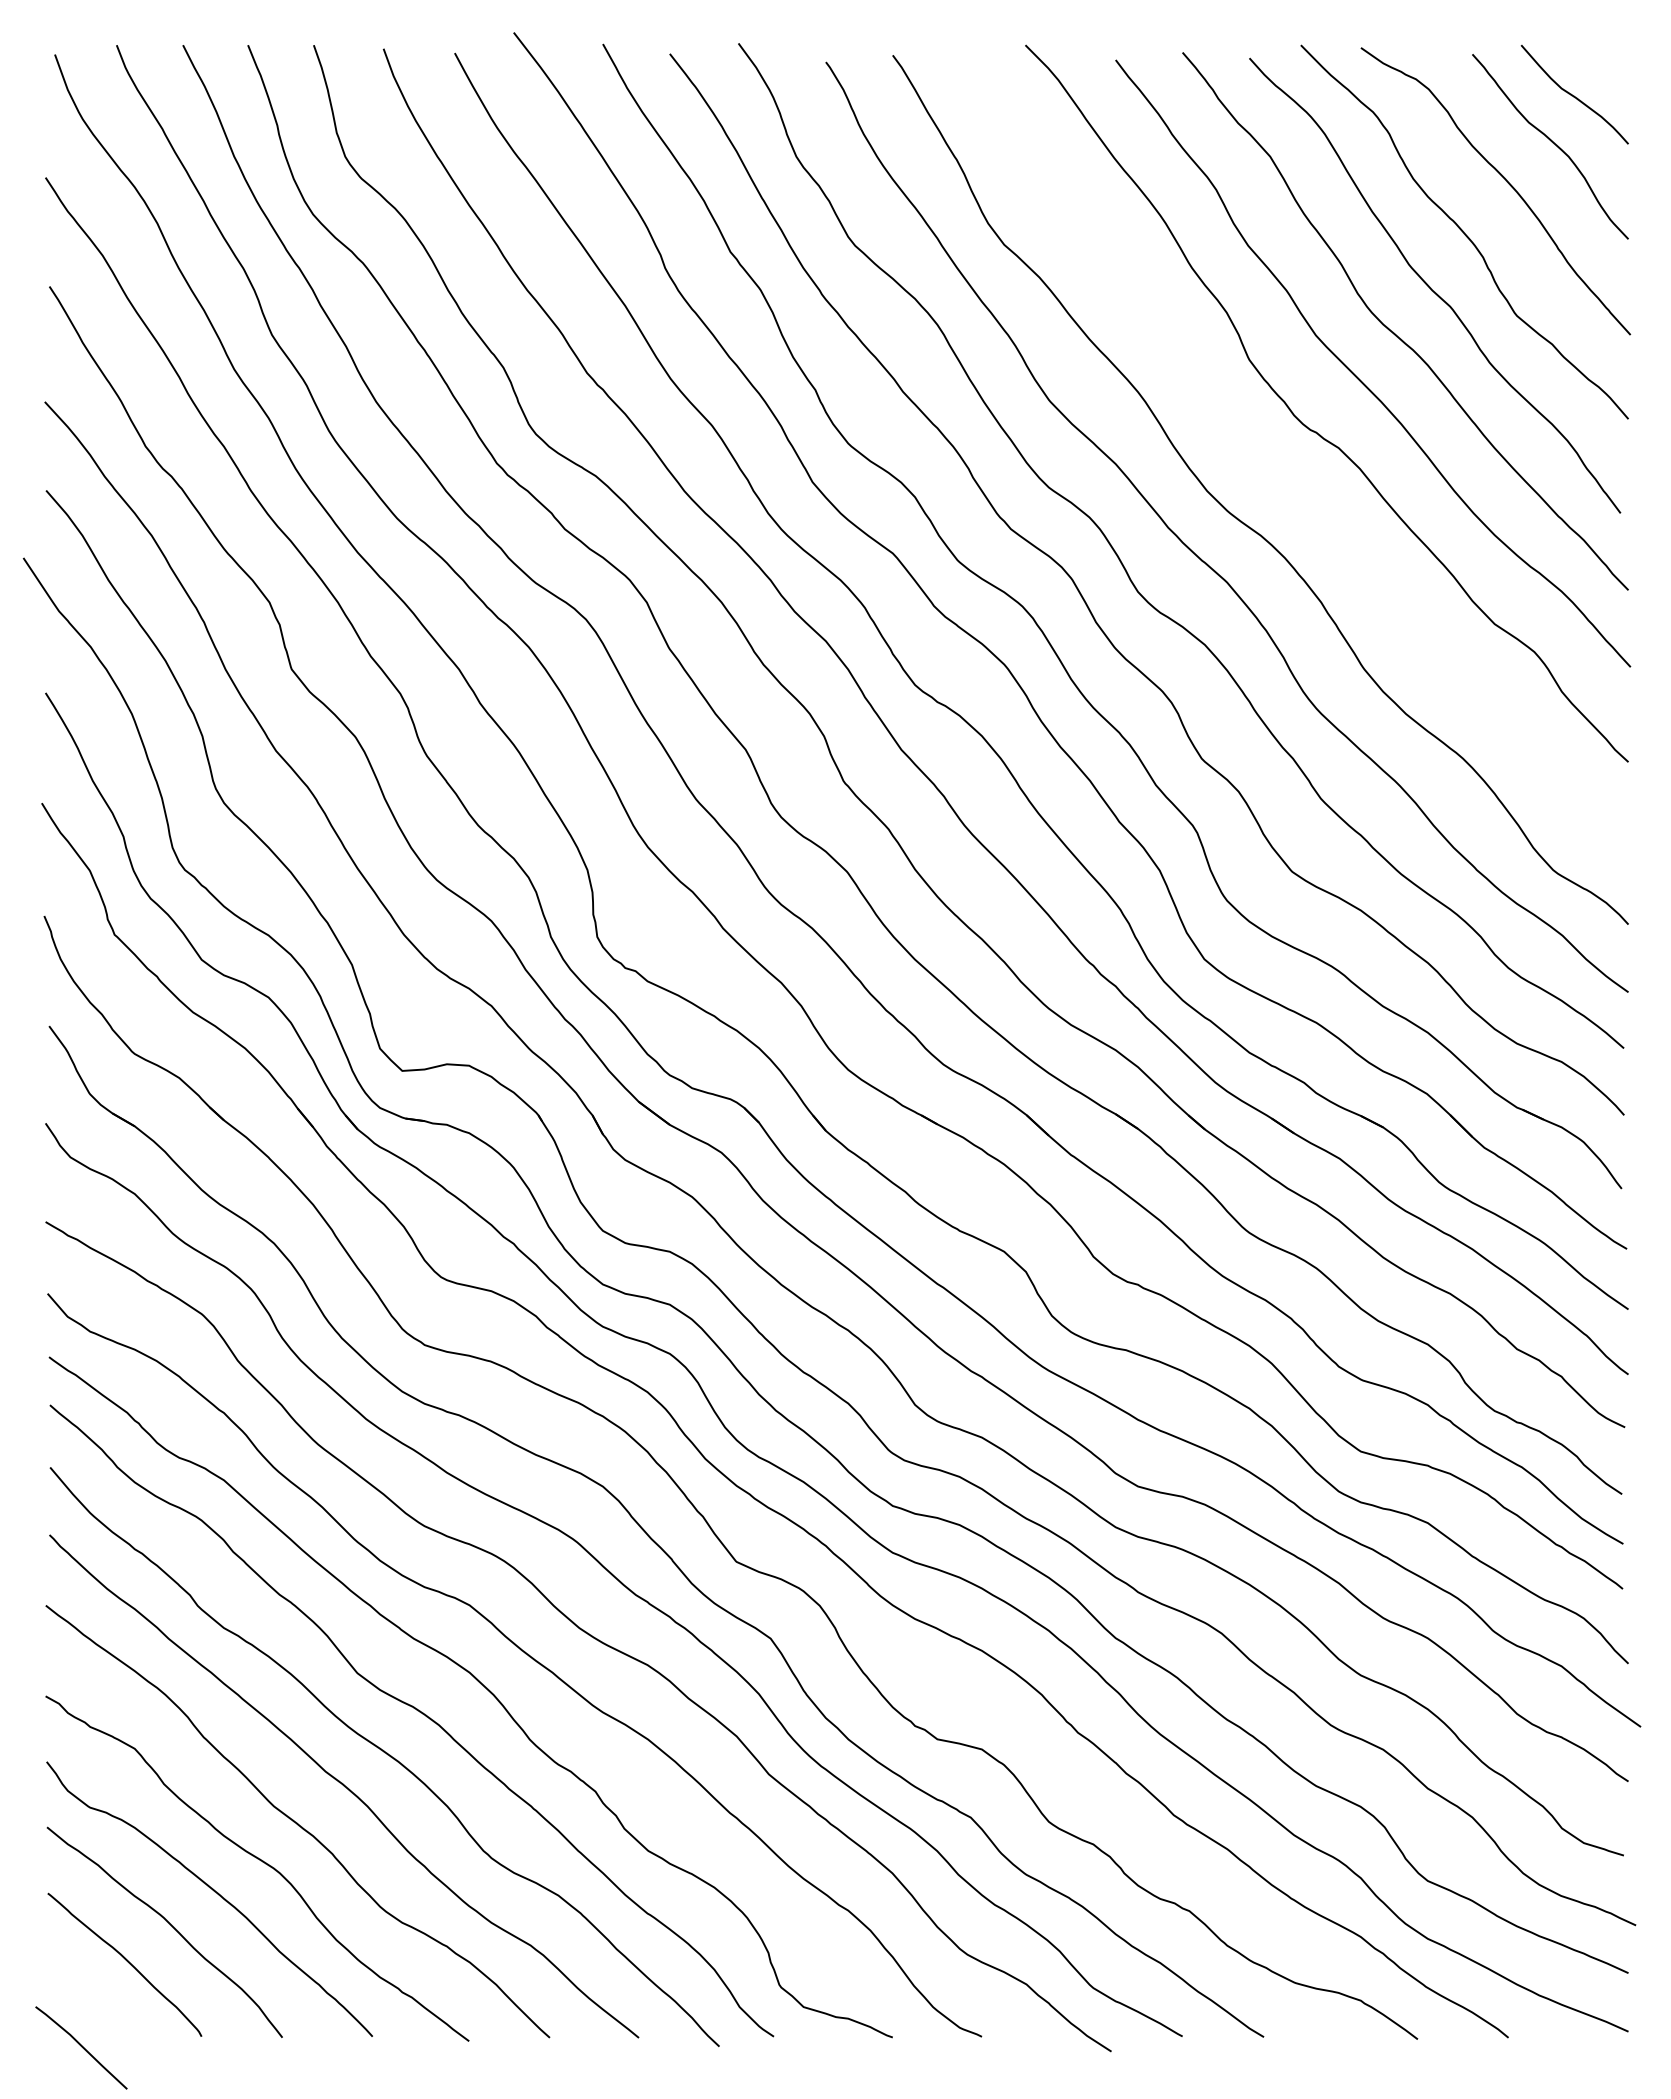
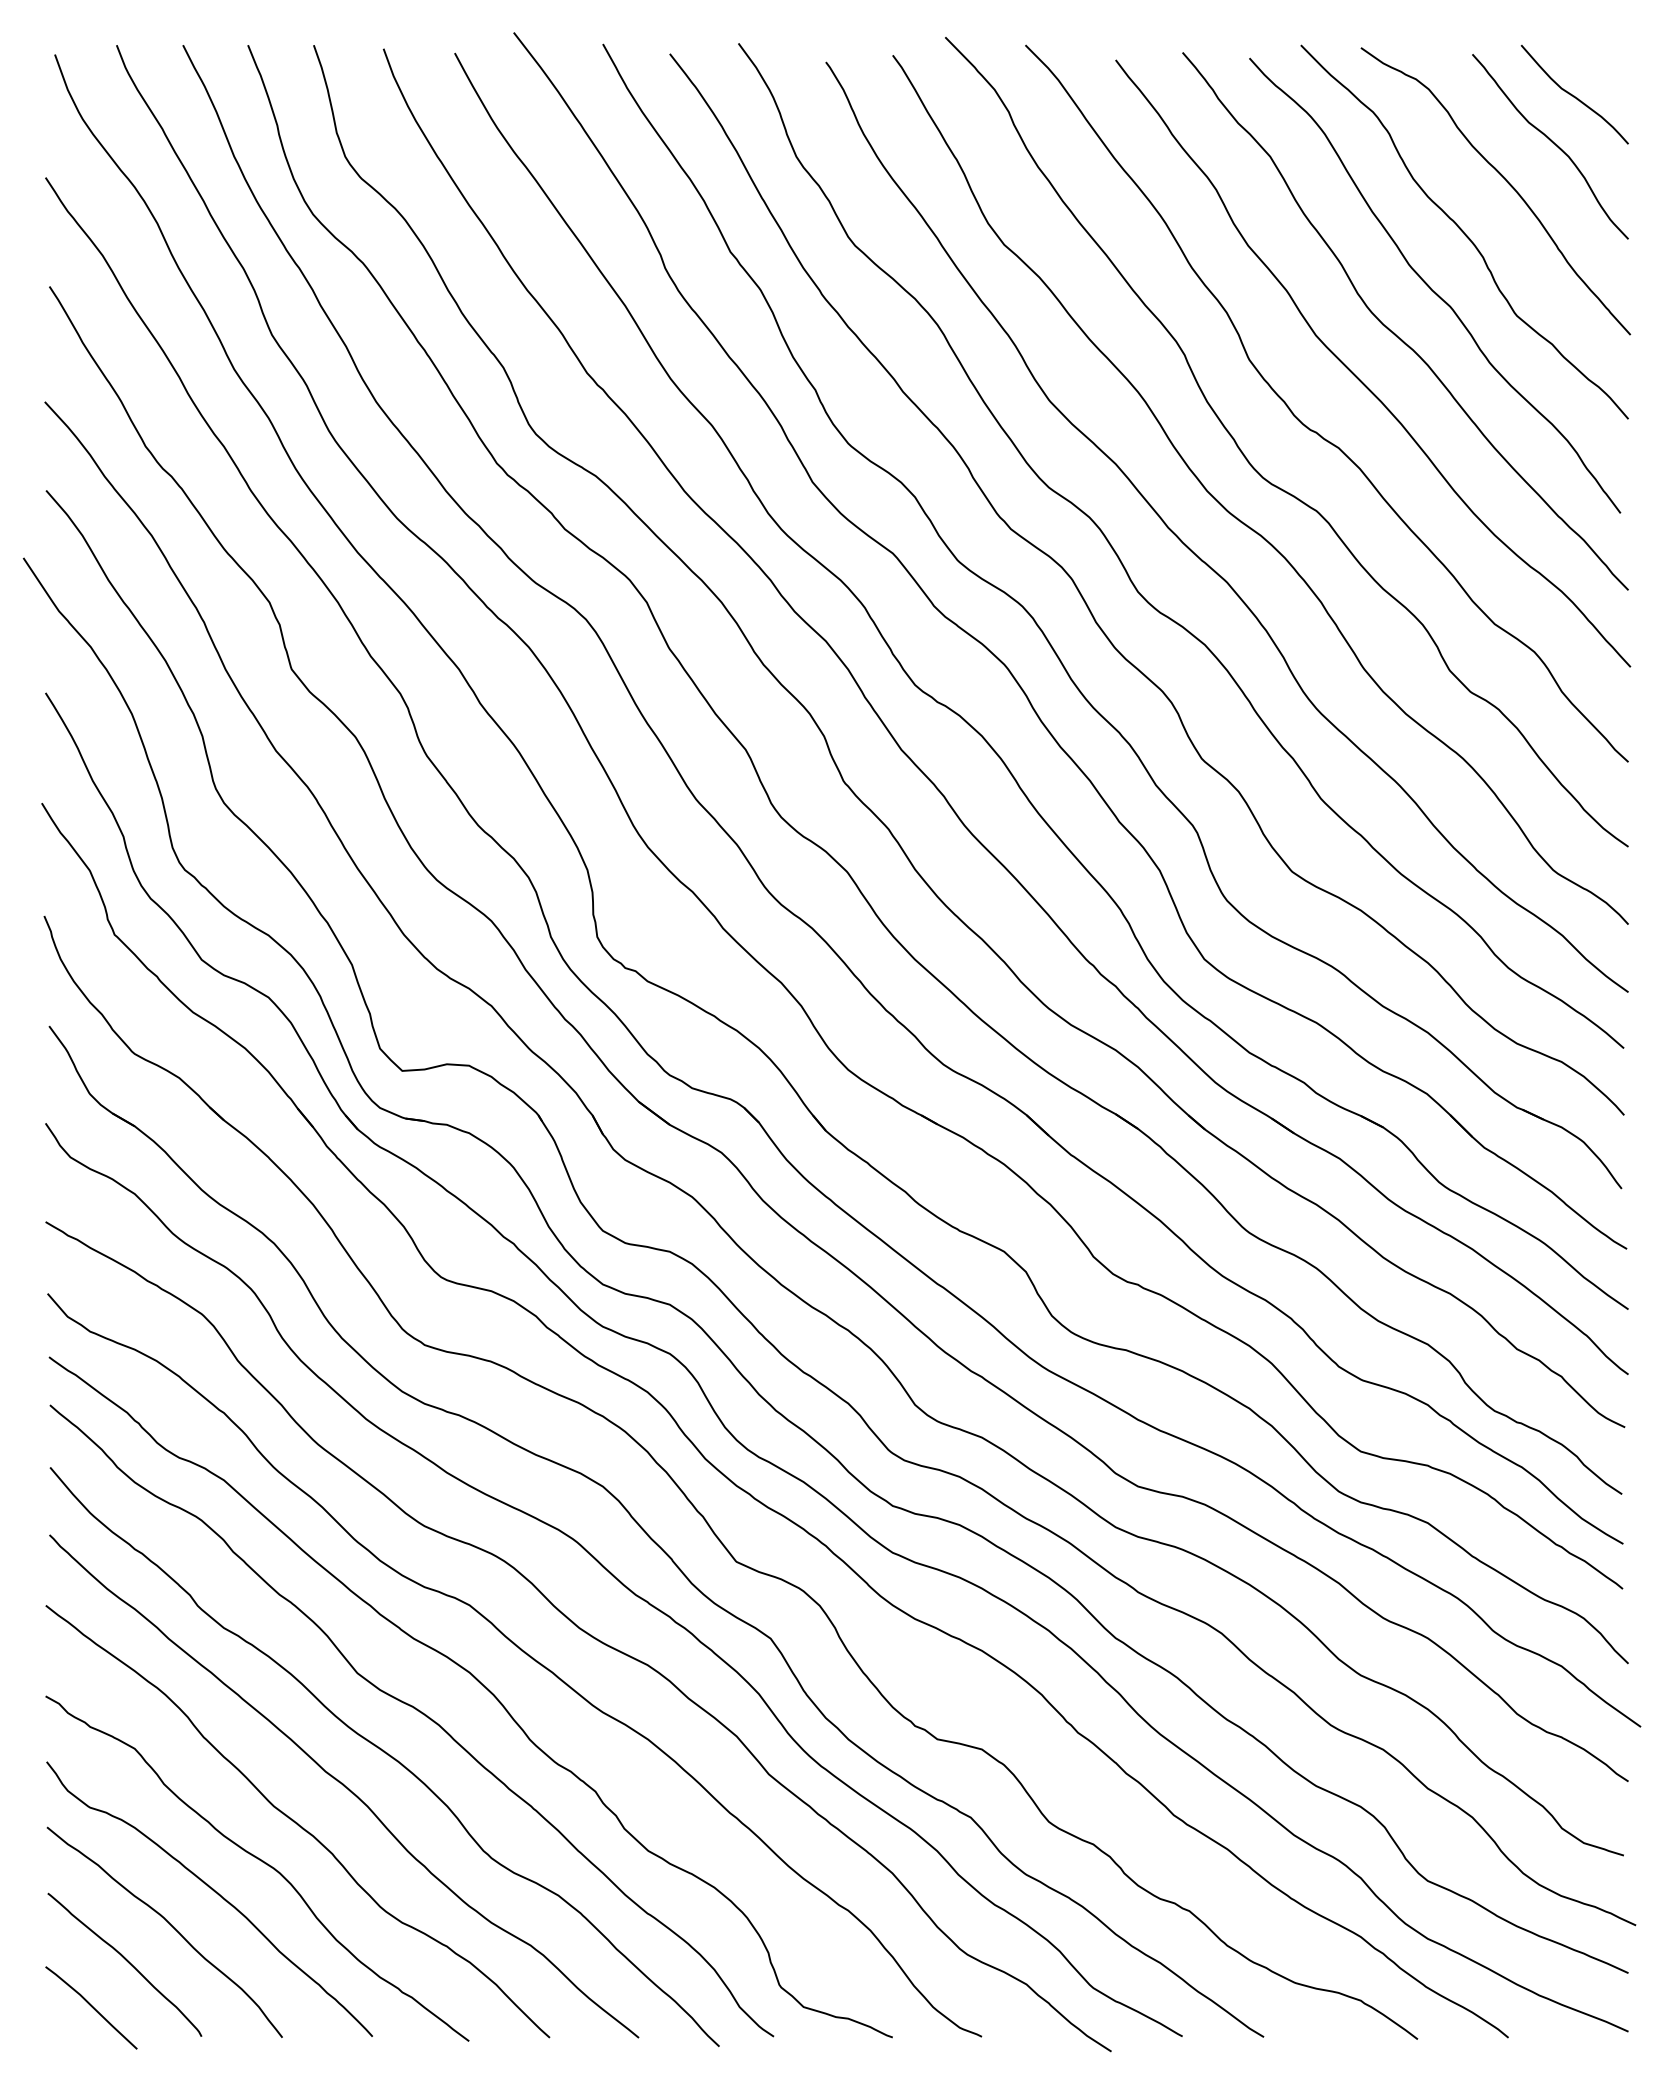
curve: none -> present (1257, 470)
curve position: (81, 2047) -> (91, 2007) (91, 2007)
